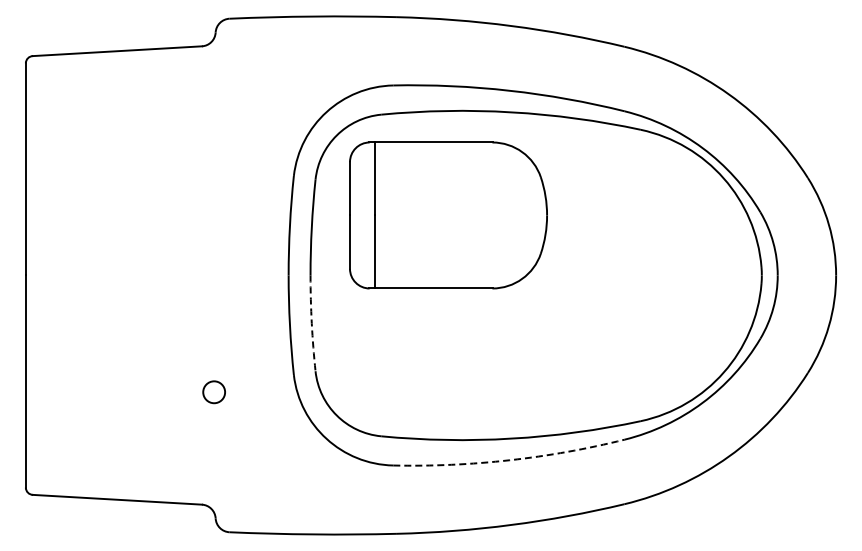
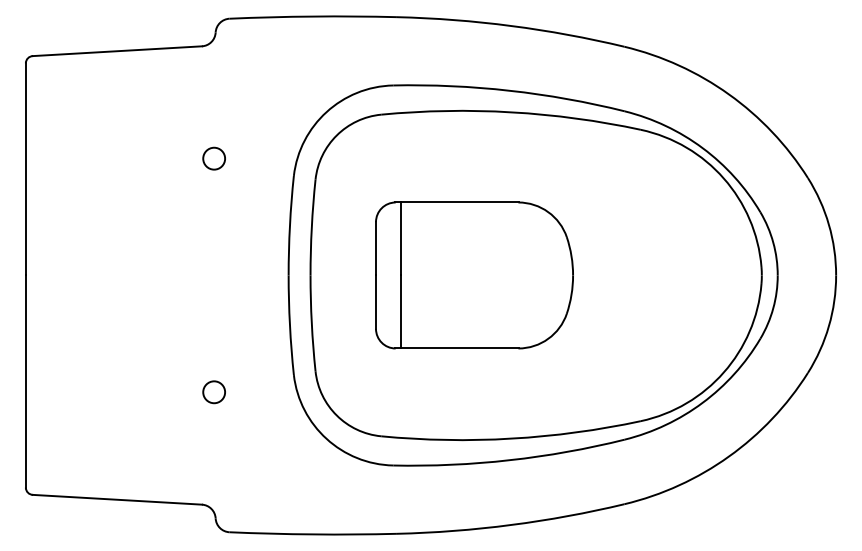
circle: none -> present (213, 158)
part position: (448, 215) -> (474, 275) (474, 275)
arc: dashed -> solid (311, 323)
arc: dashed -> solid (509, 460)
